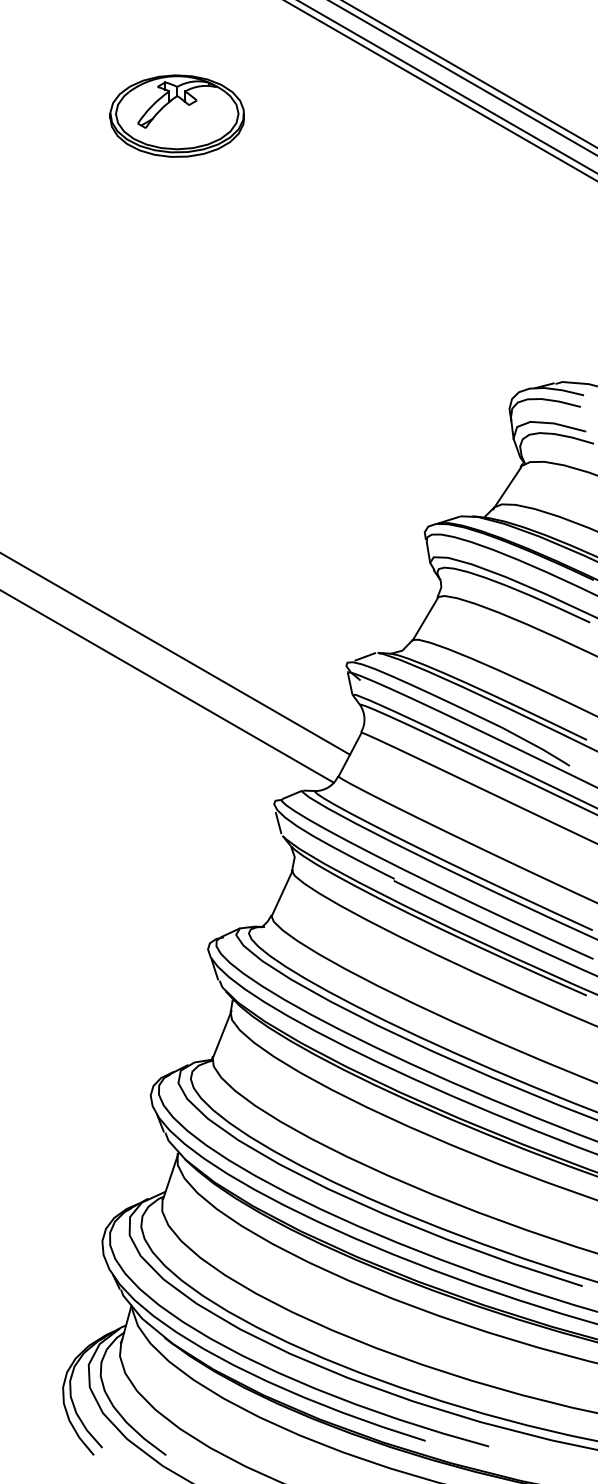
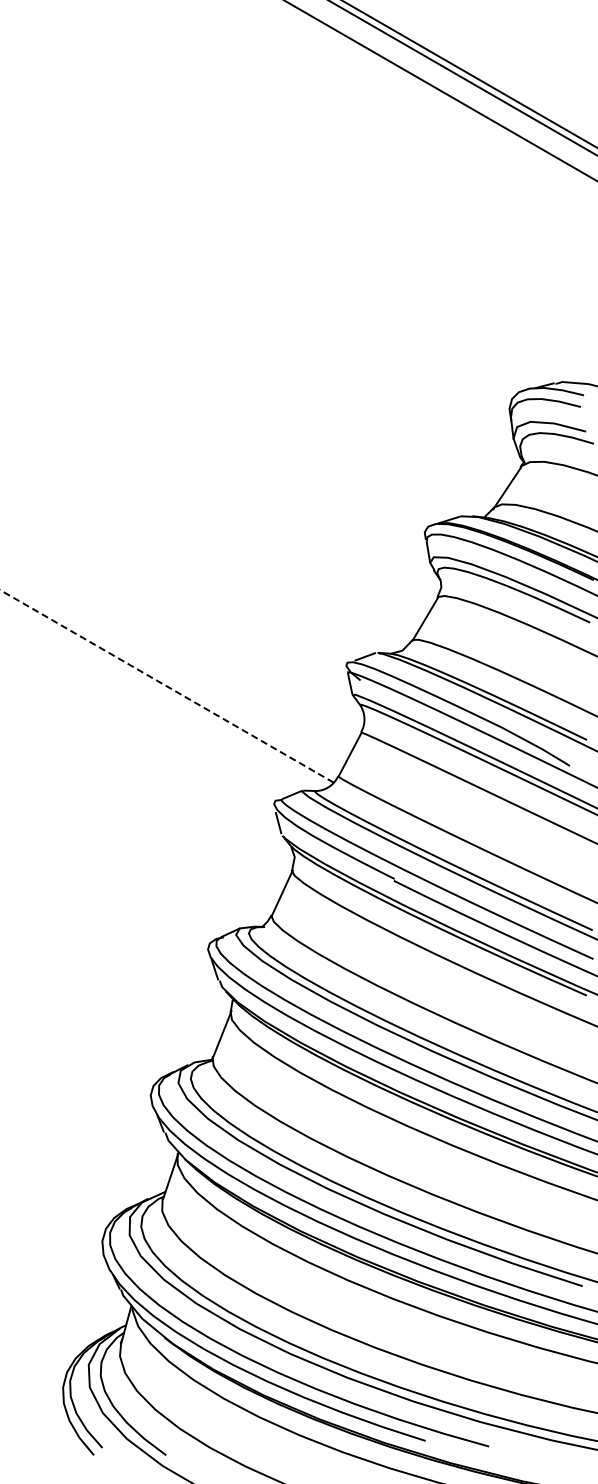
line: present -> none (447, 86)
part: present -> none (176, 115)
line: present -> none (176, 654)
line: solid -> dashed (166, 686)
